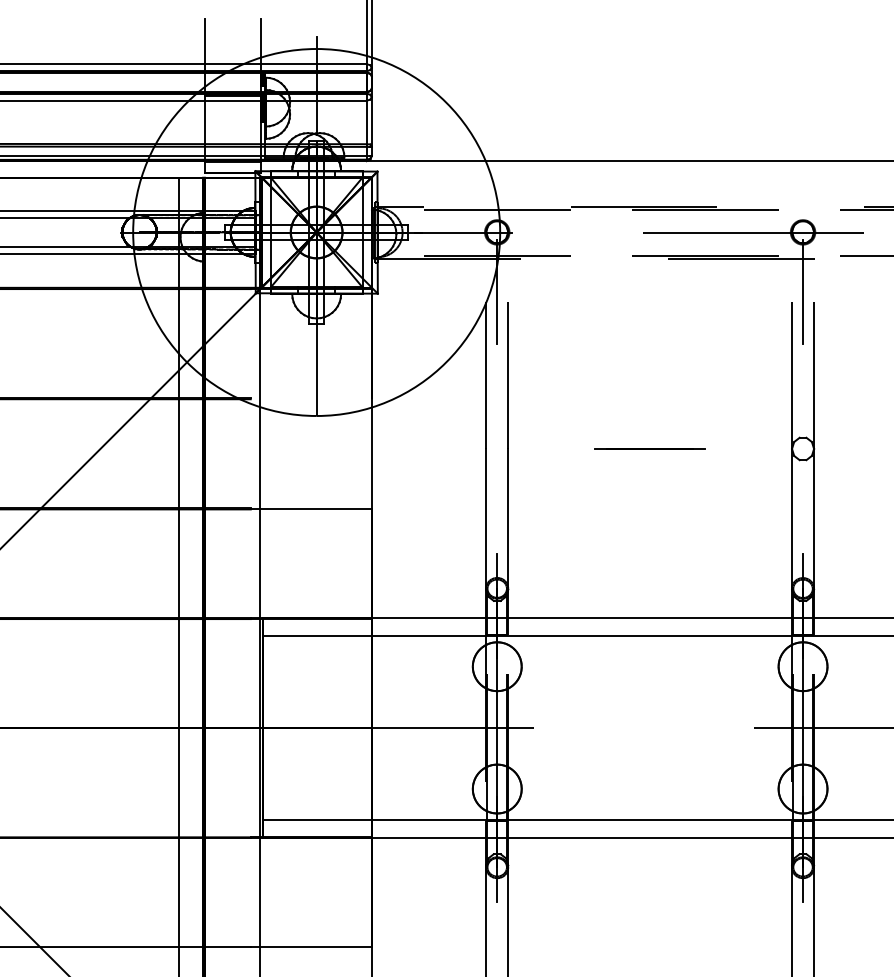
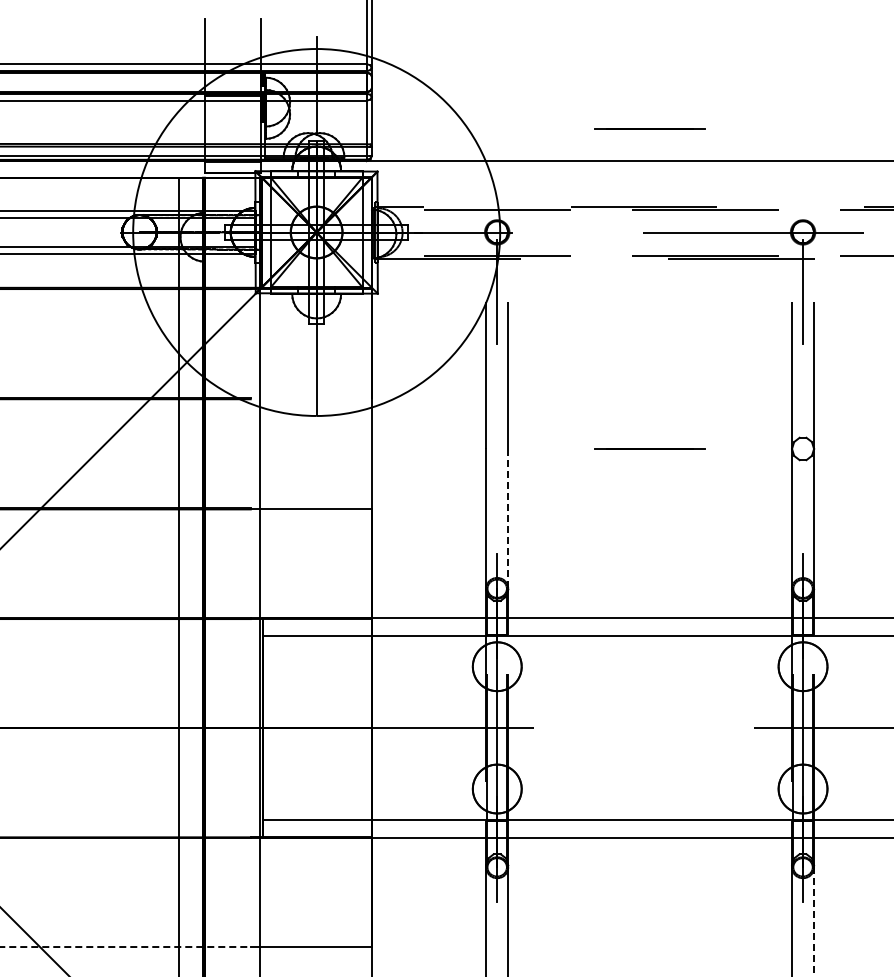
line: none -> present (649, 128)
line: solid -> dashed (508, 519)
line: solid -> dashed (814, 920)
line: solid -> dashed (125, 947)
